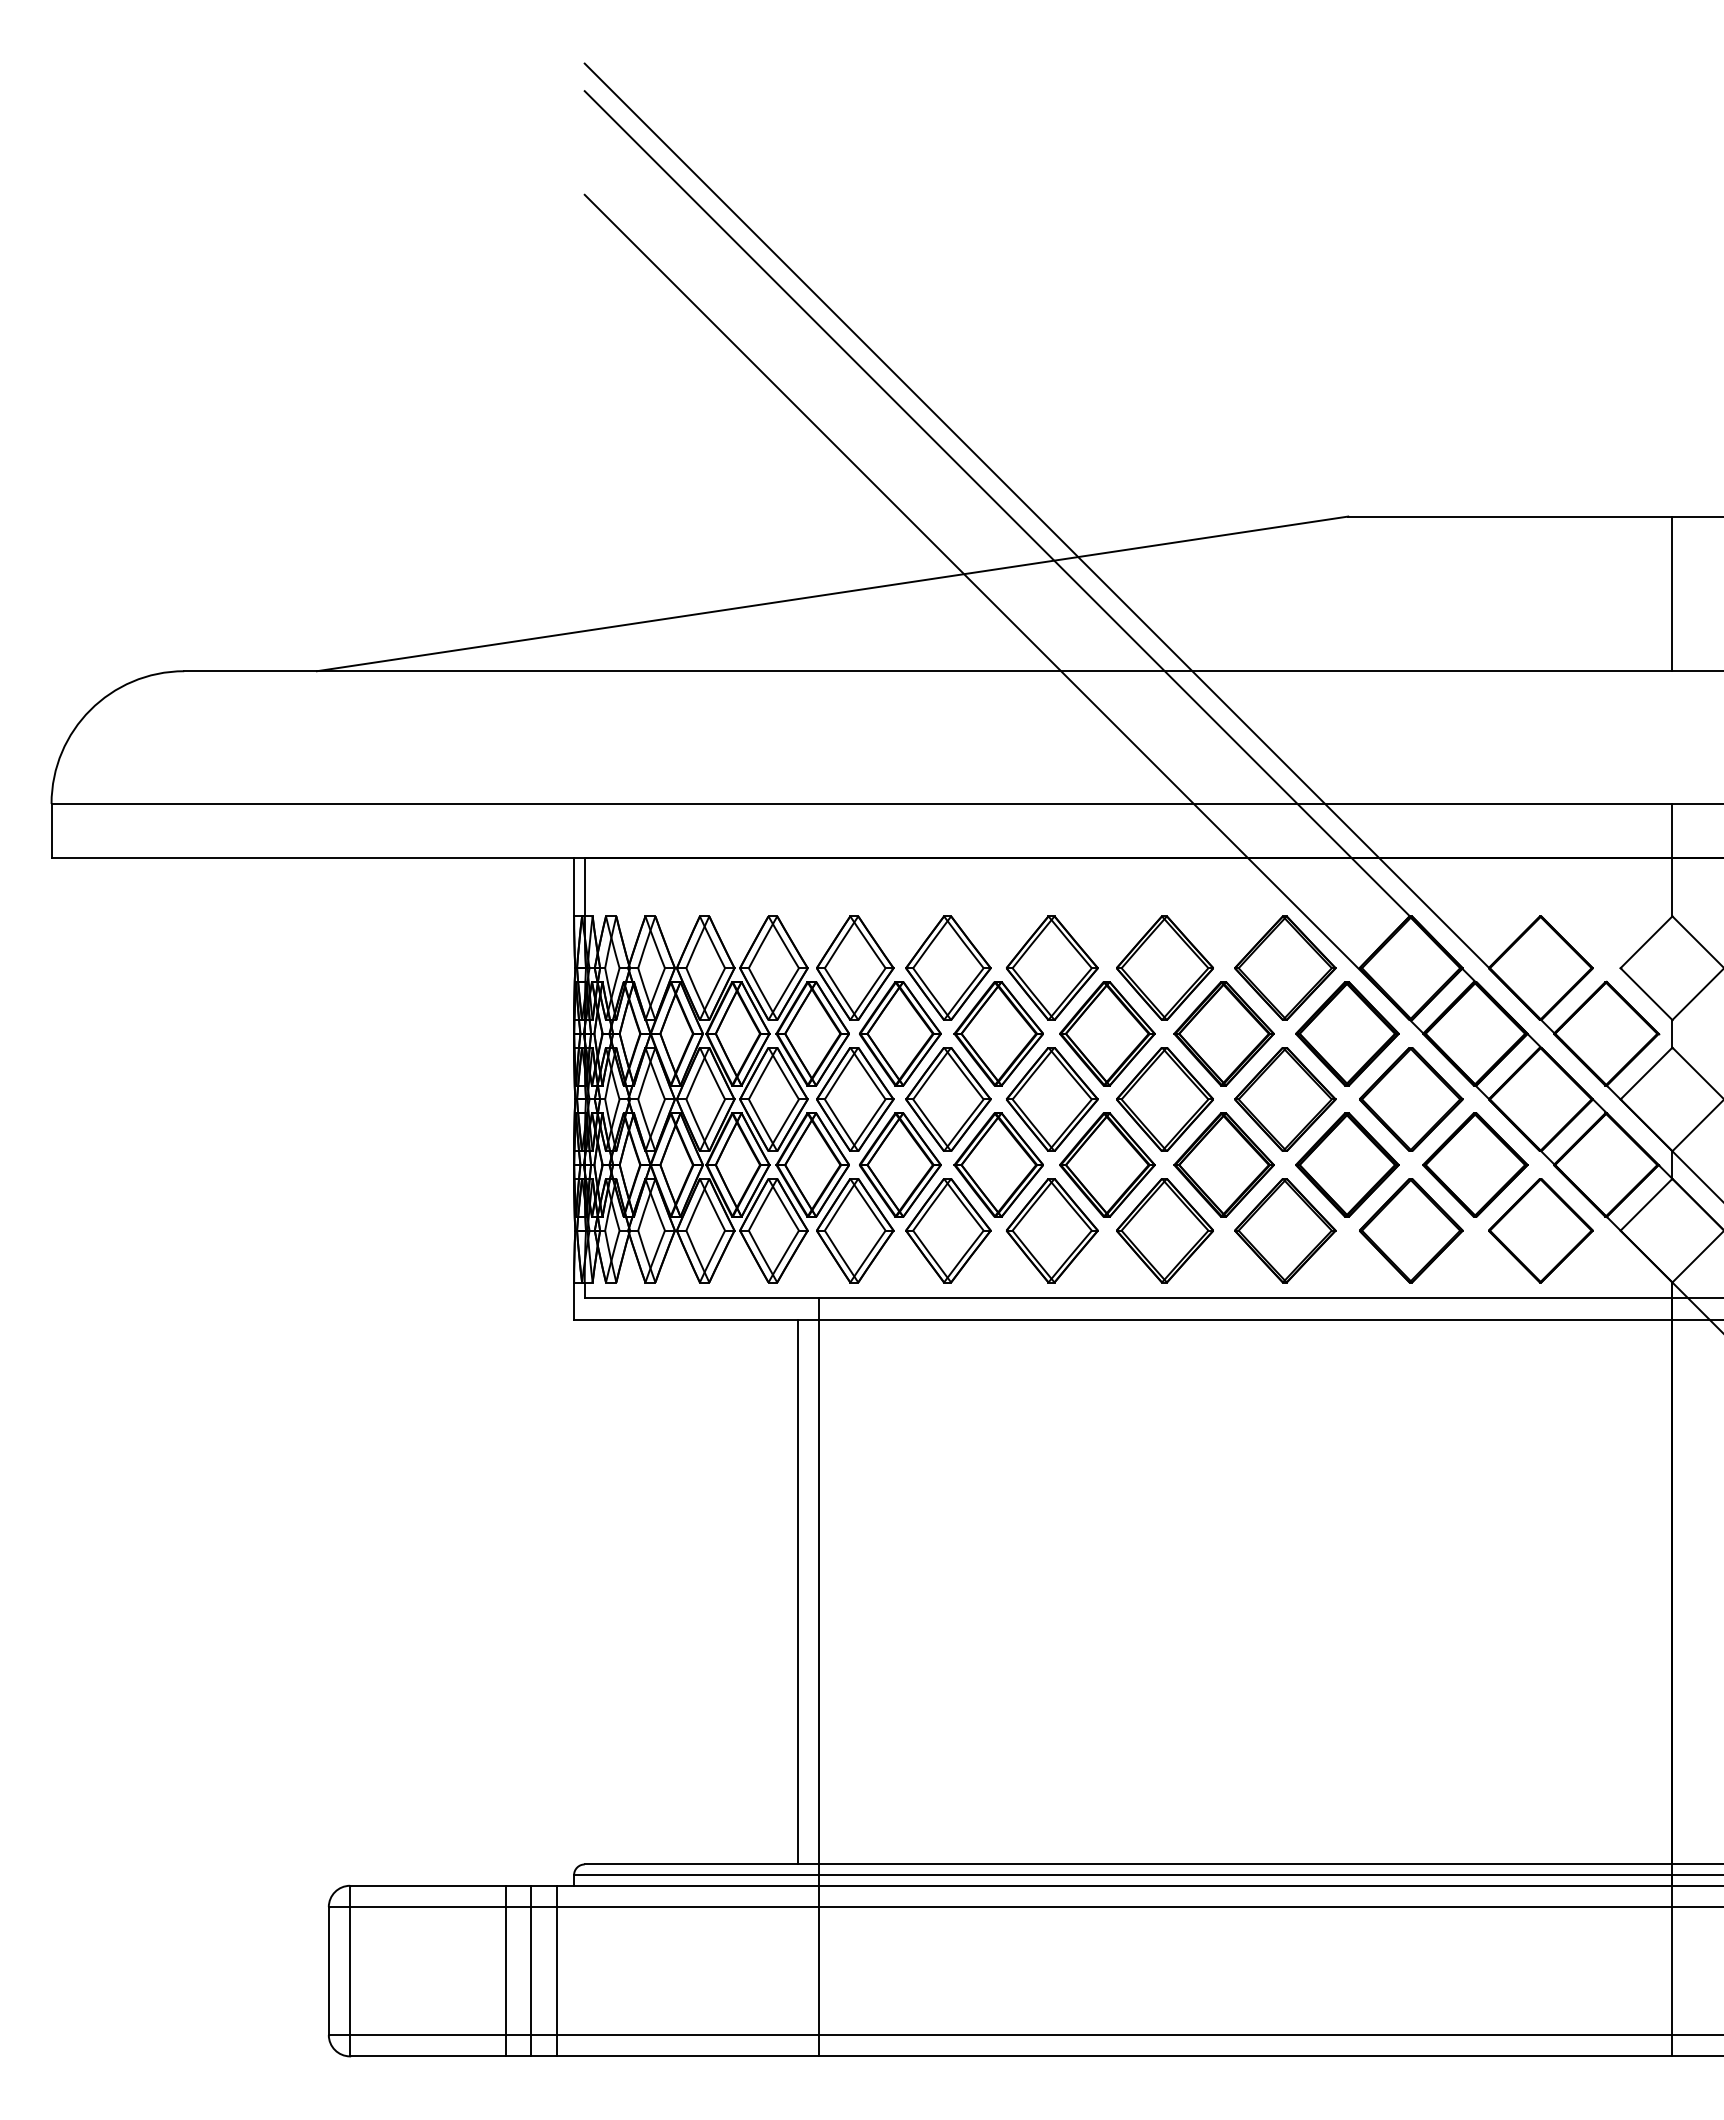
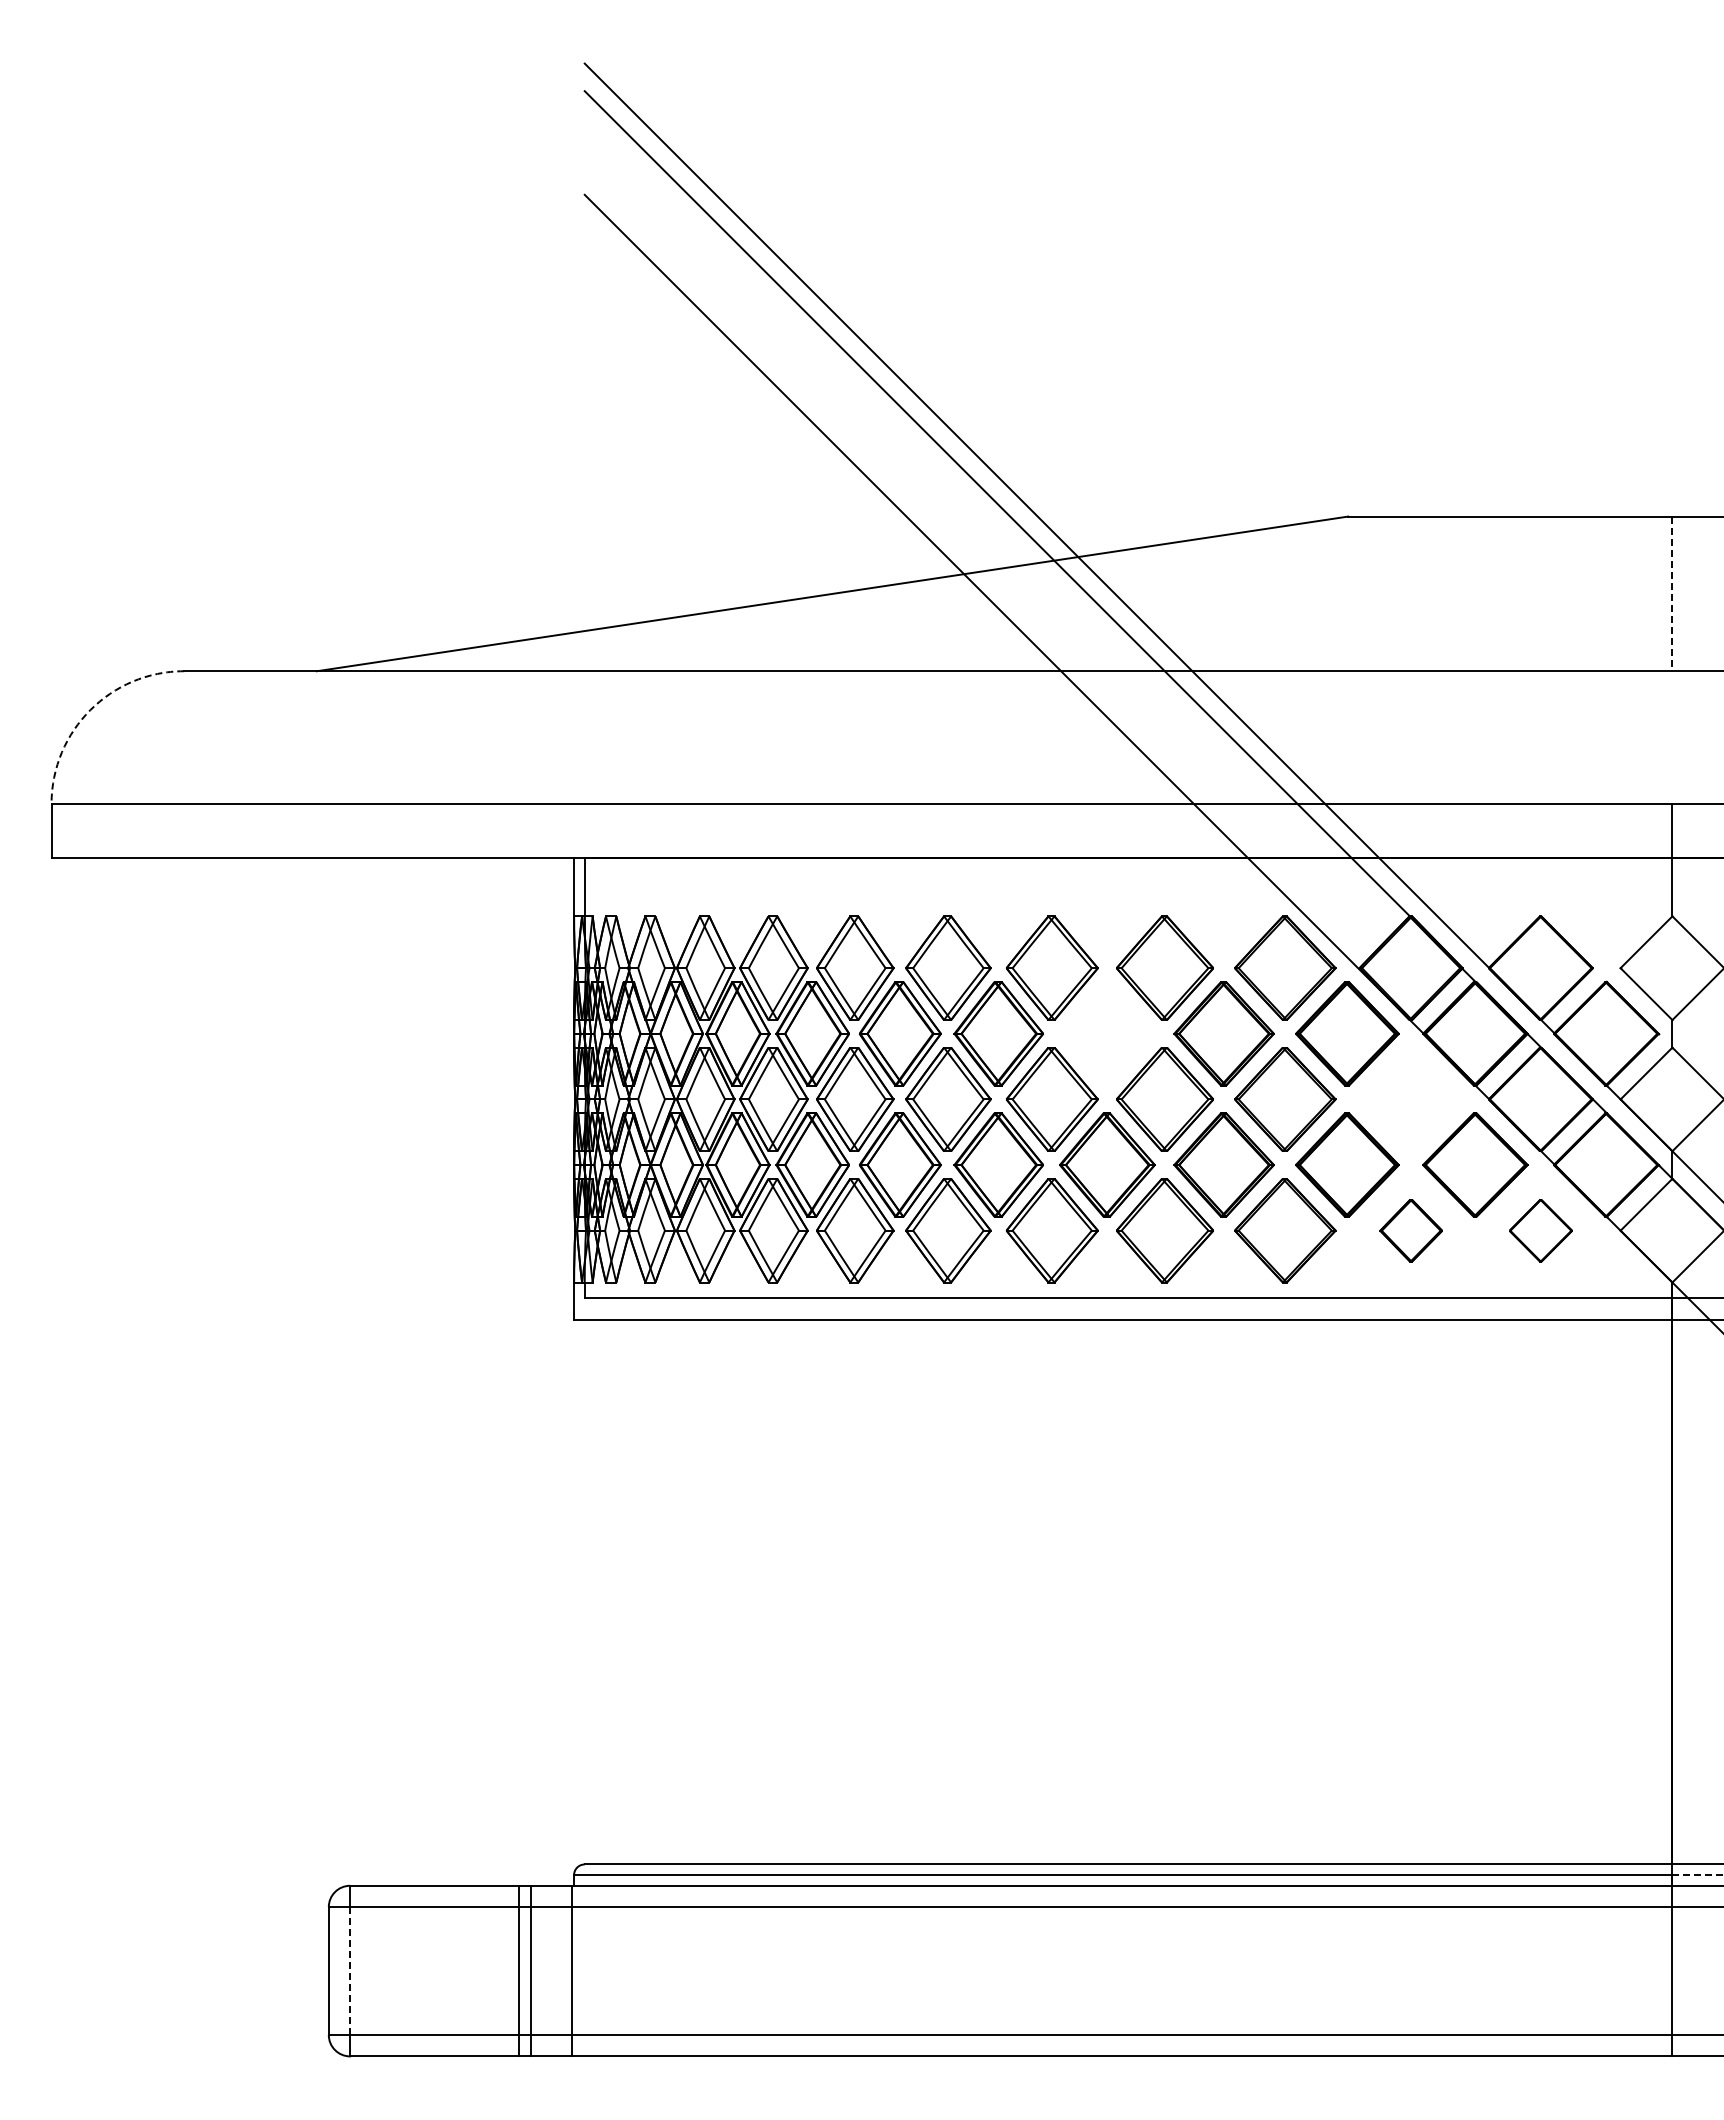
line: solid -> dashed (1672, 594)
arc: solid -> dashed (90, 710)
part: present -> none (1107, 1033)
part: present -> none (1411, 1099)
part size: 105x106 px -> 64x64 px (1410, 1230)
part size: 106x106 px -> 64x64 px (1540, 1230)
line: present -> none (798, 1591)
line: present -> none (819, 1677)
line: solid -> dashed (1698, 1875)
line position: (505, 1970) -> (518, 1970) (518, 1970)
line position: (557, 1970) -> (572, 1970) (572, 1970)
line: solid -> dashed (350, 1971)
